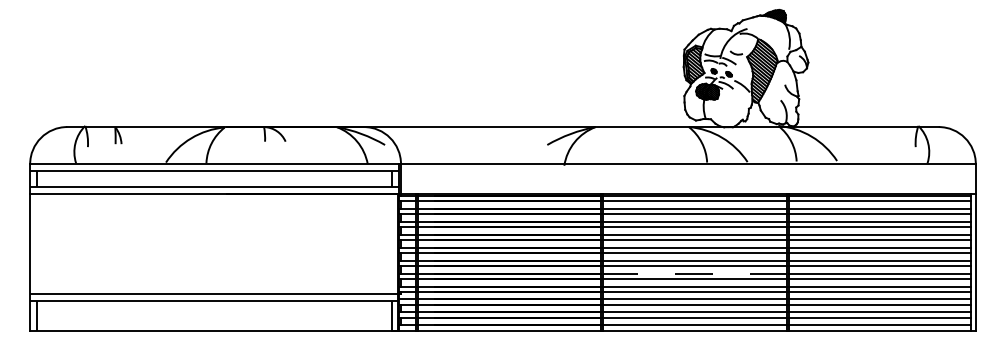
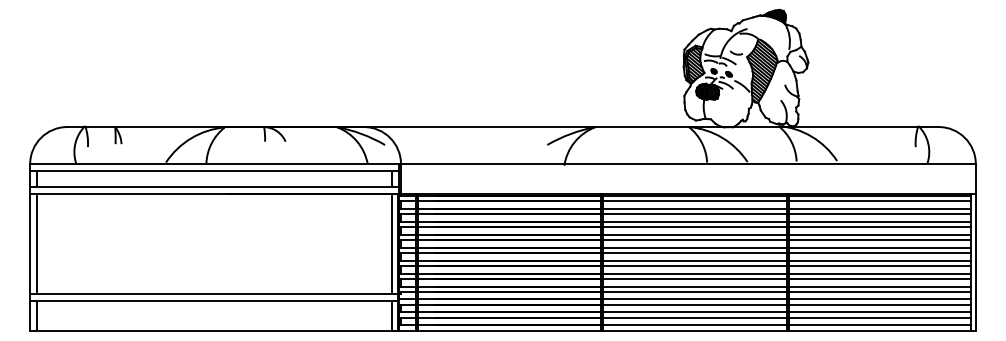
line: none -> present (36, 243)
line: none -> present (392, 243)
line: dashed -> solid (694, 273)
